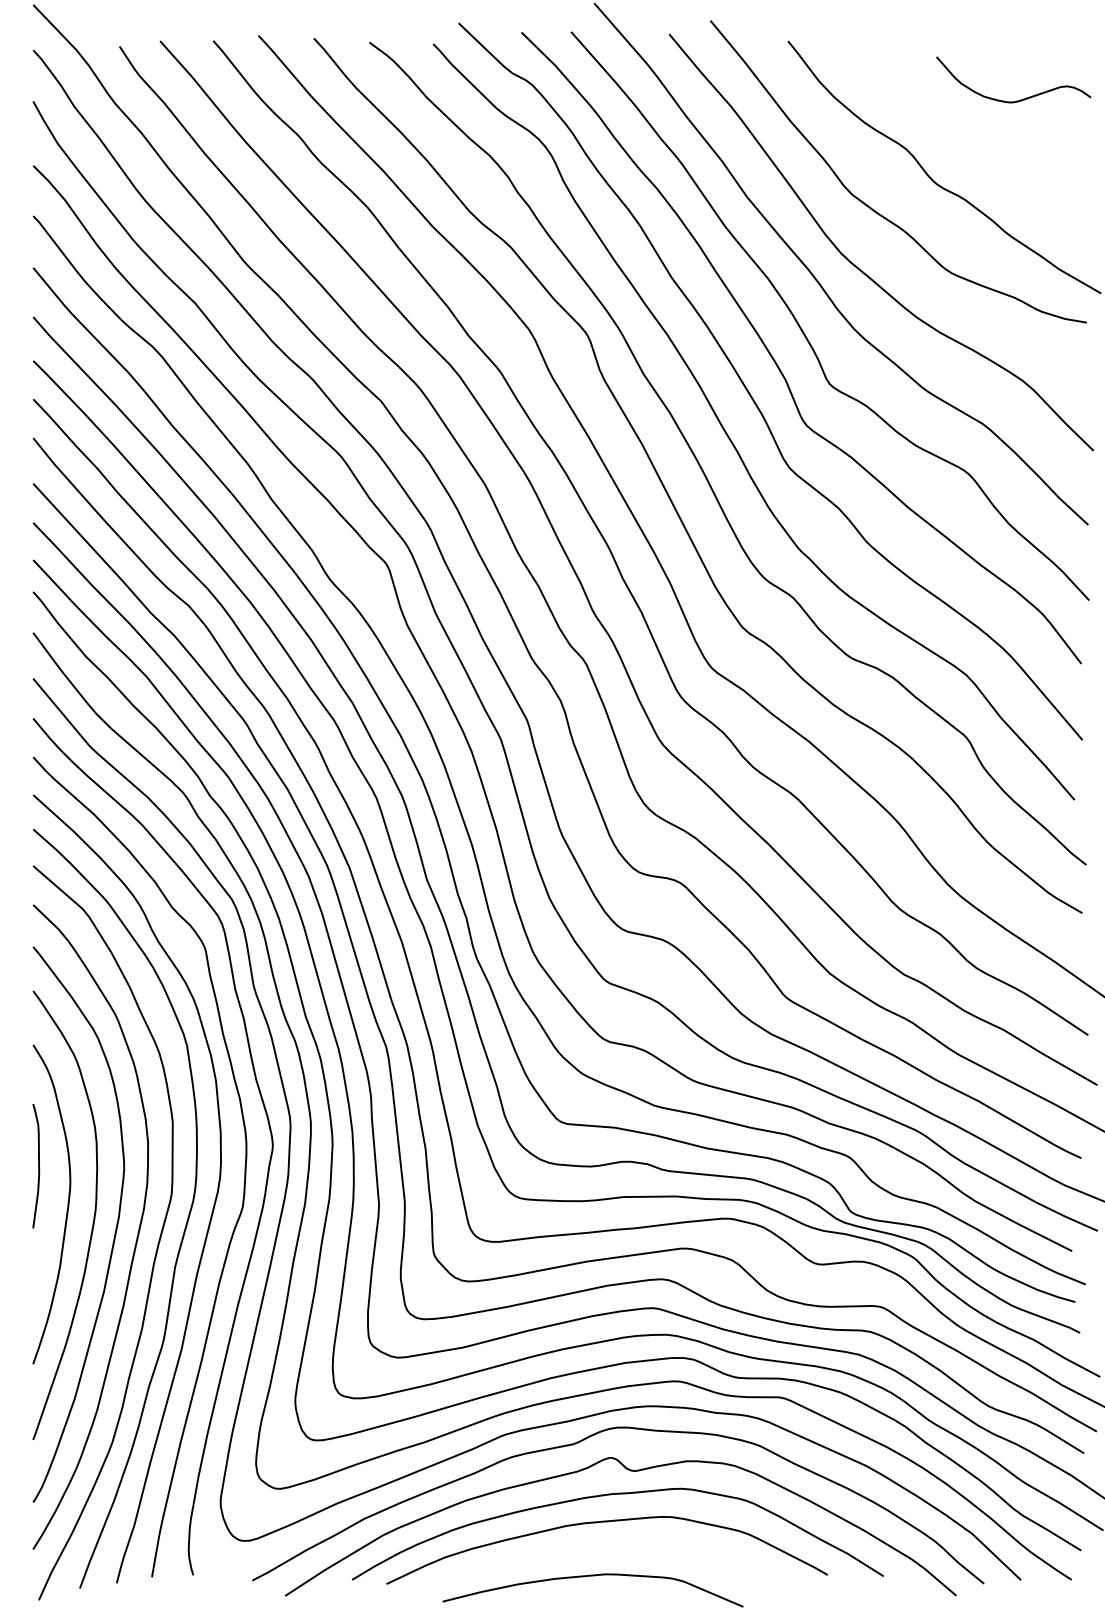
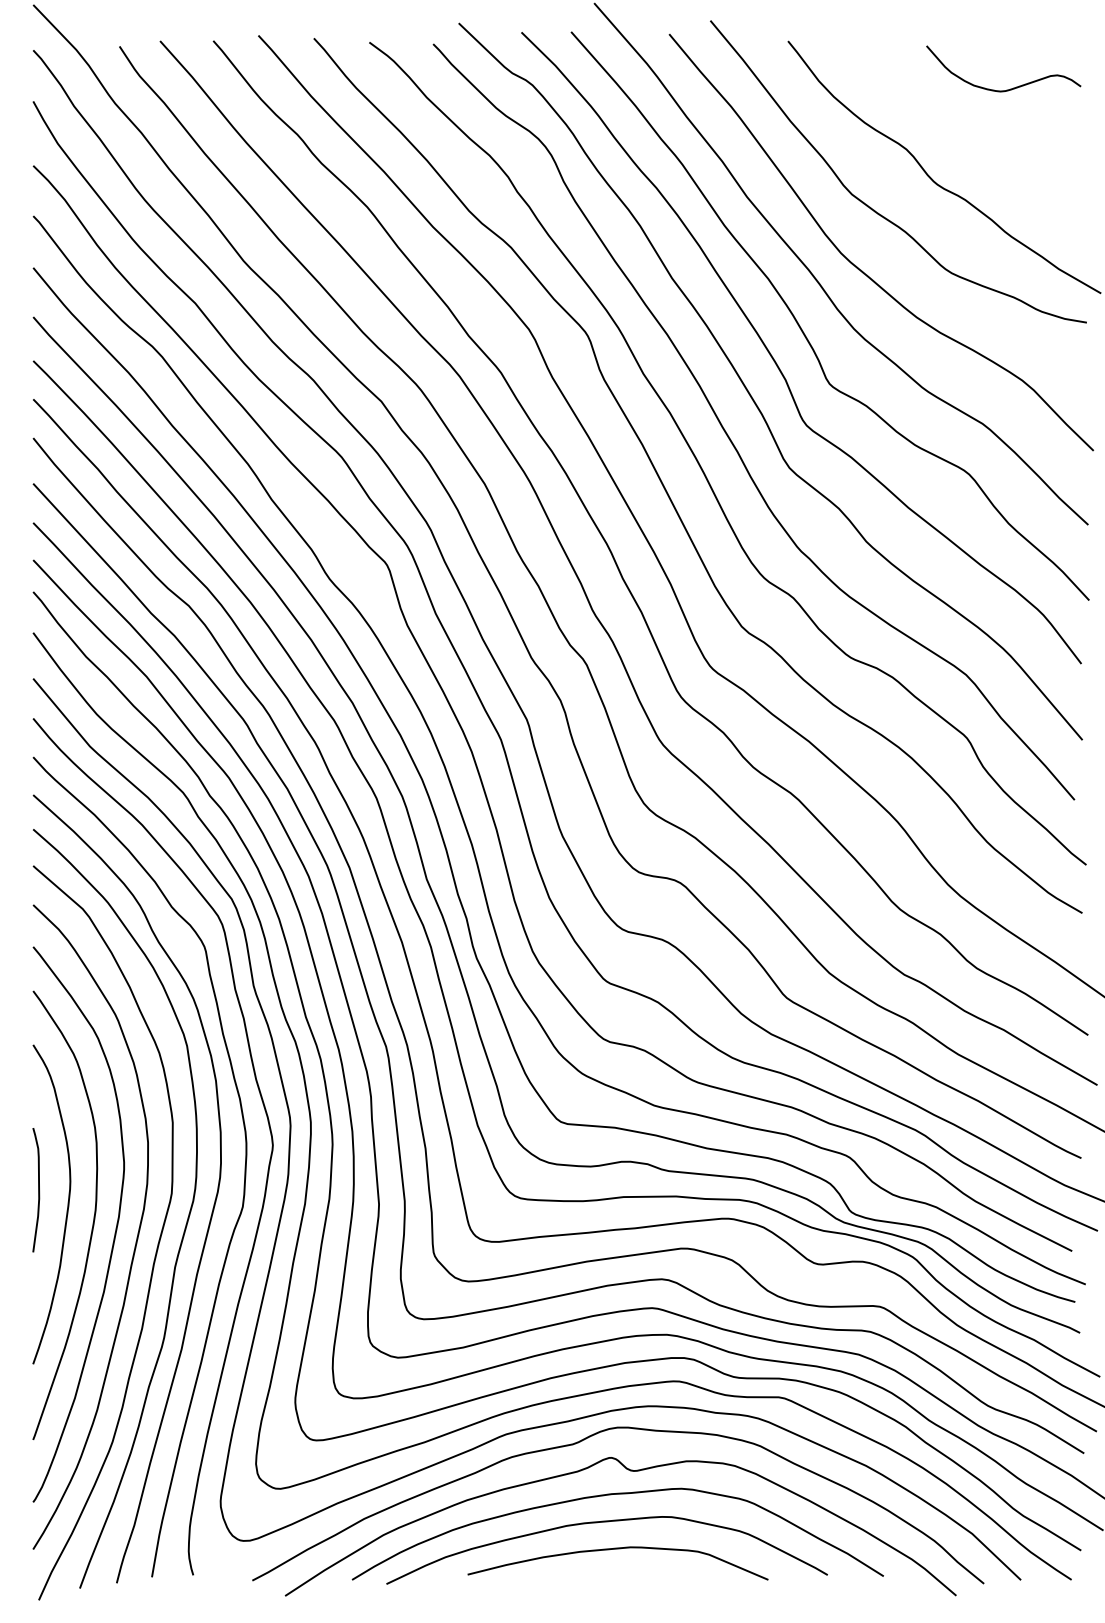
curve position: (1020, 99) -> (1010, 88) (1010, 88)
curve position: (38, 1166) -> (38, 1190) (38, 1190)
curve position: (592, 1576) -> (617, 1549) (617, 1549)
